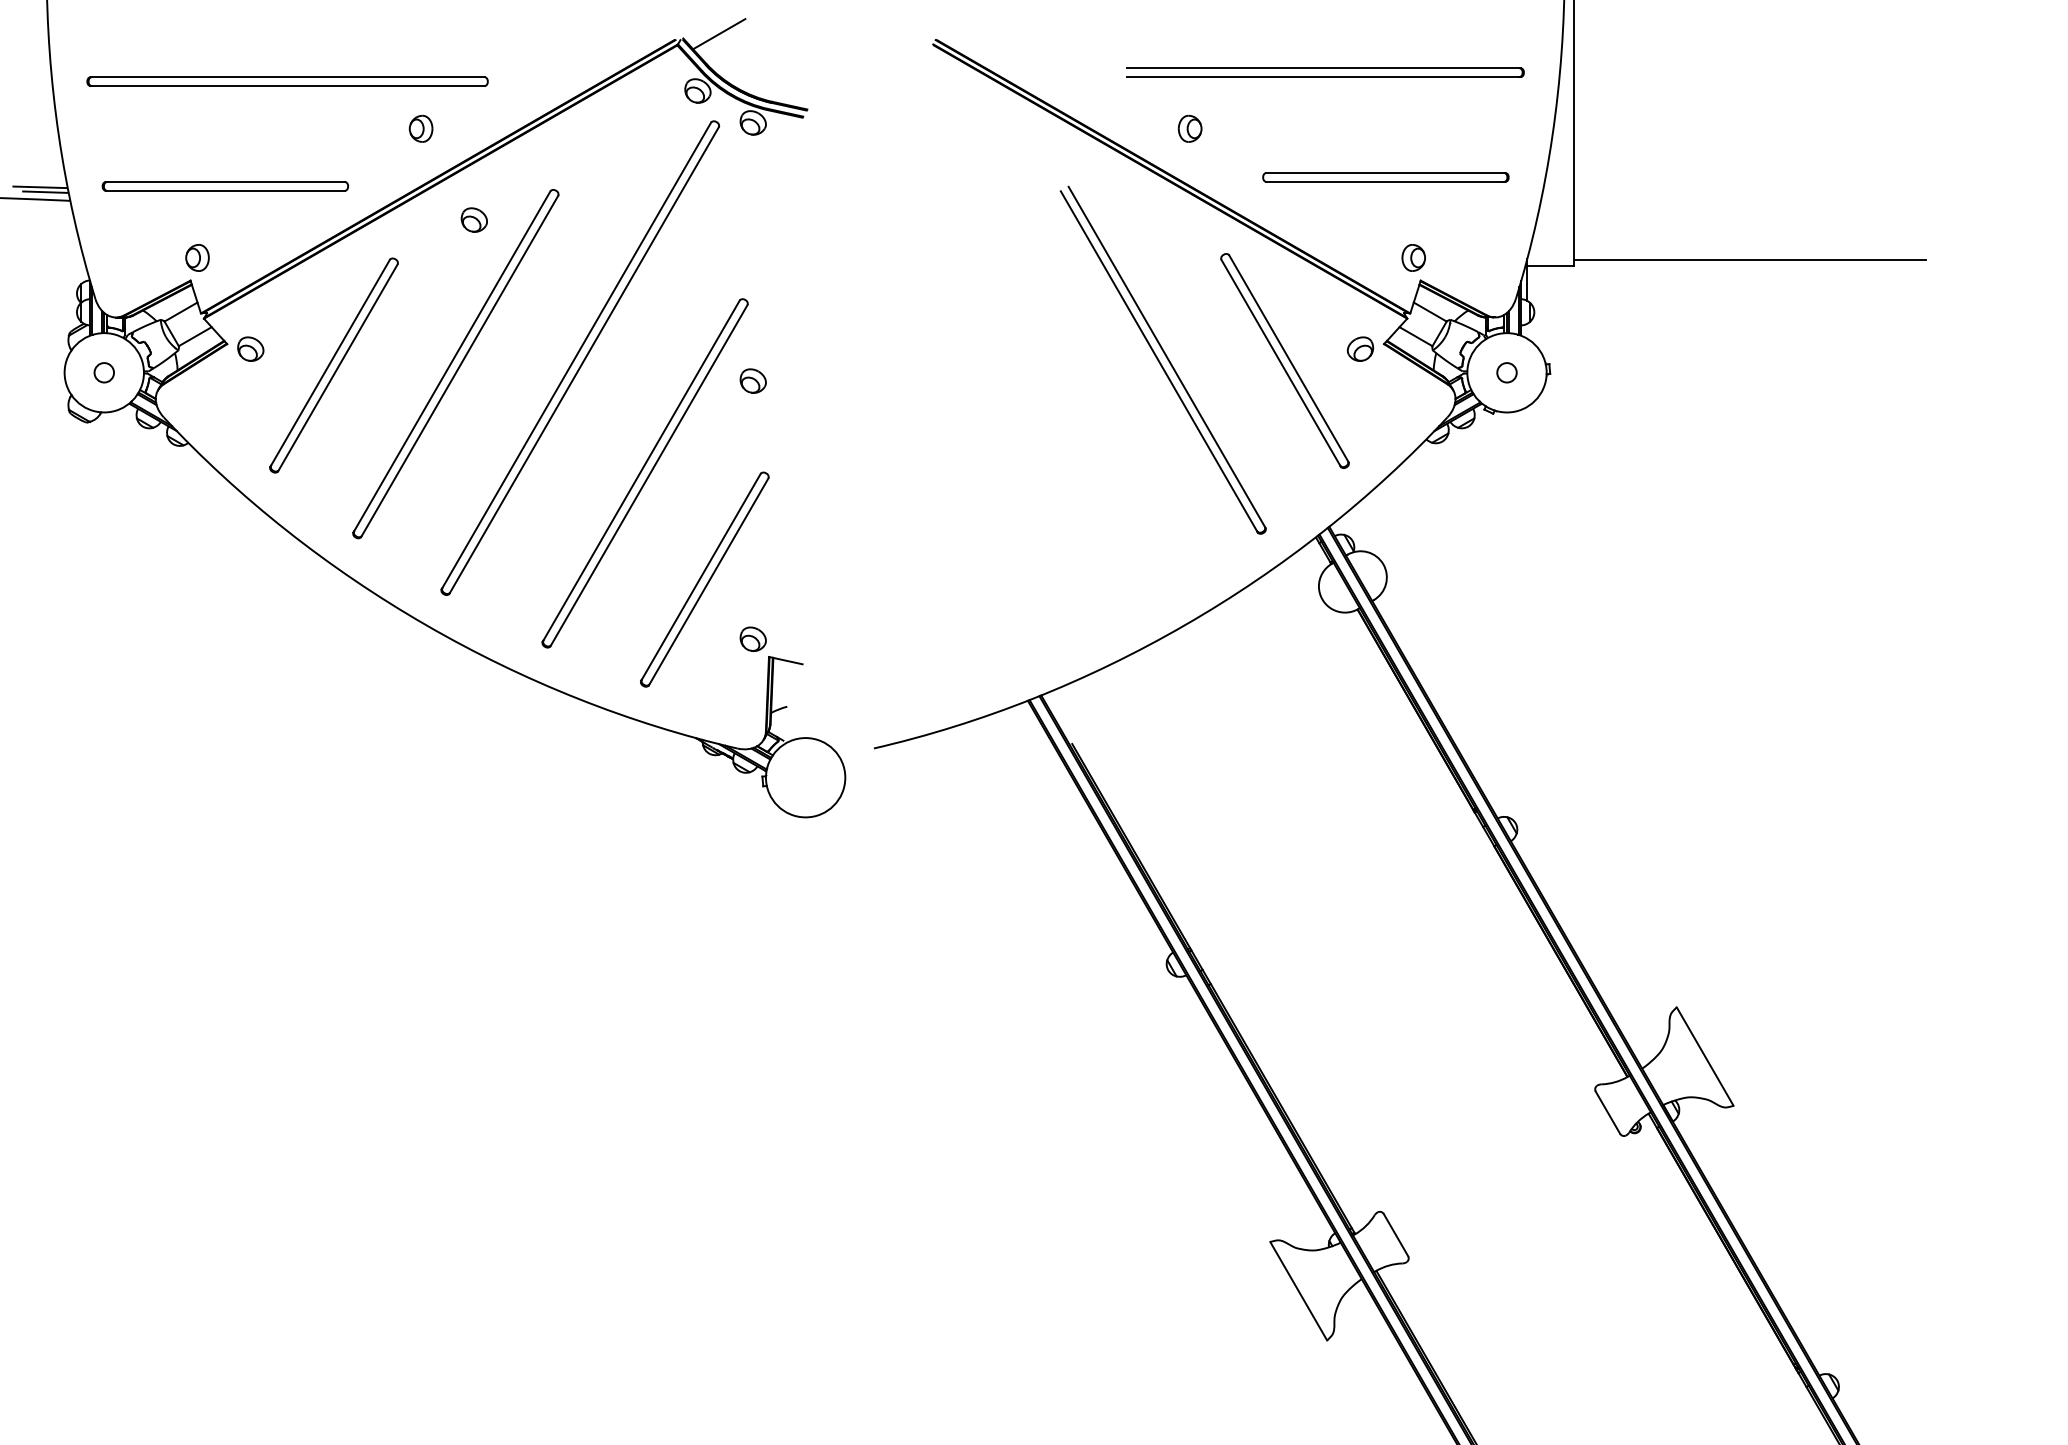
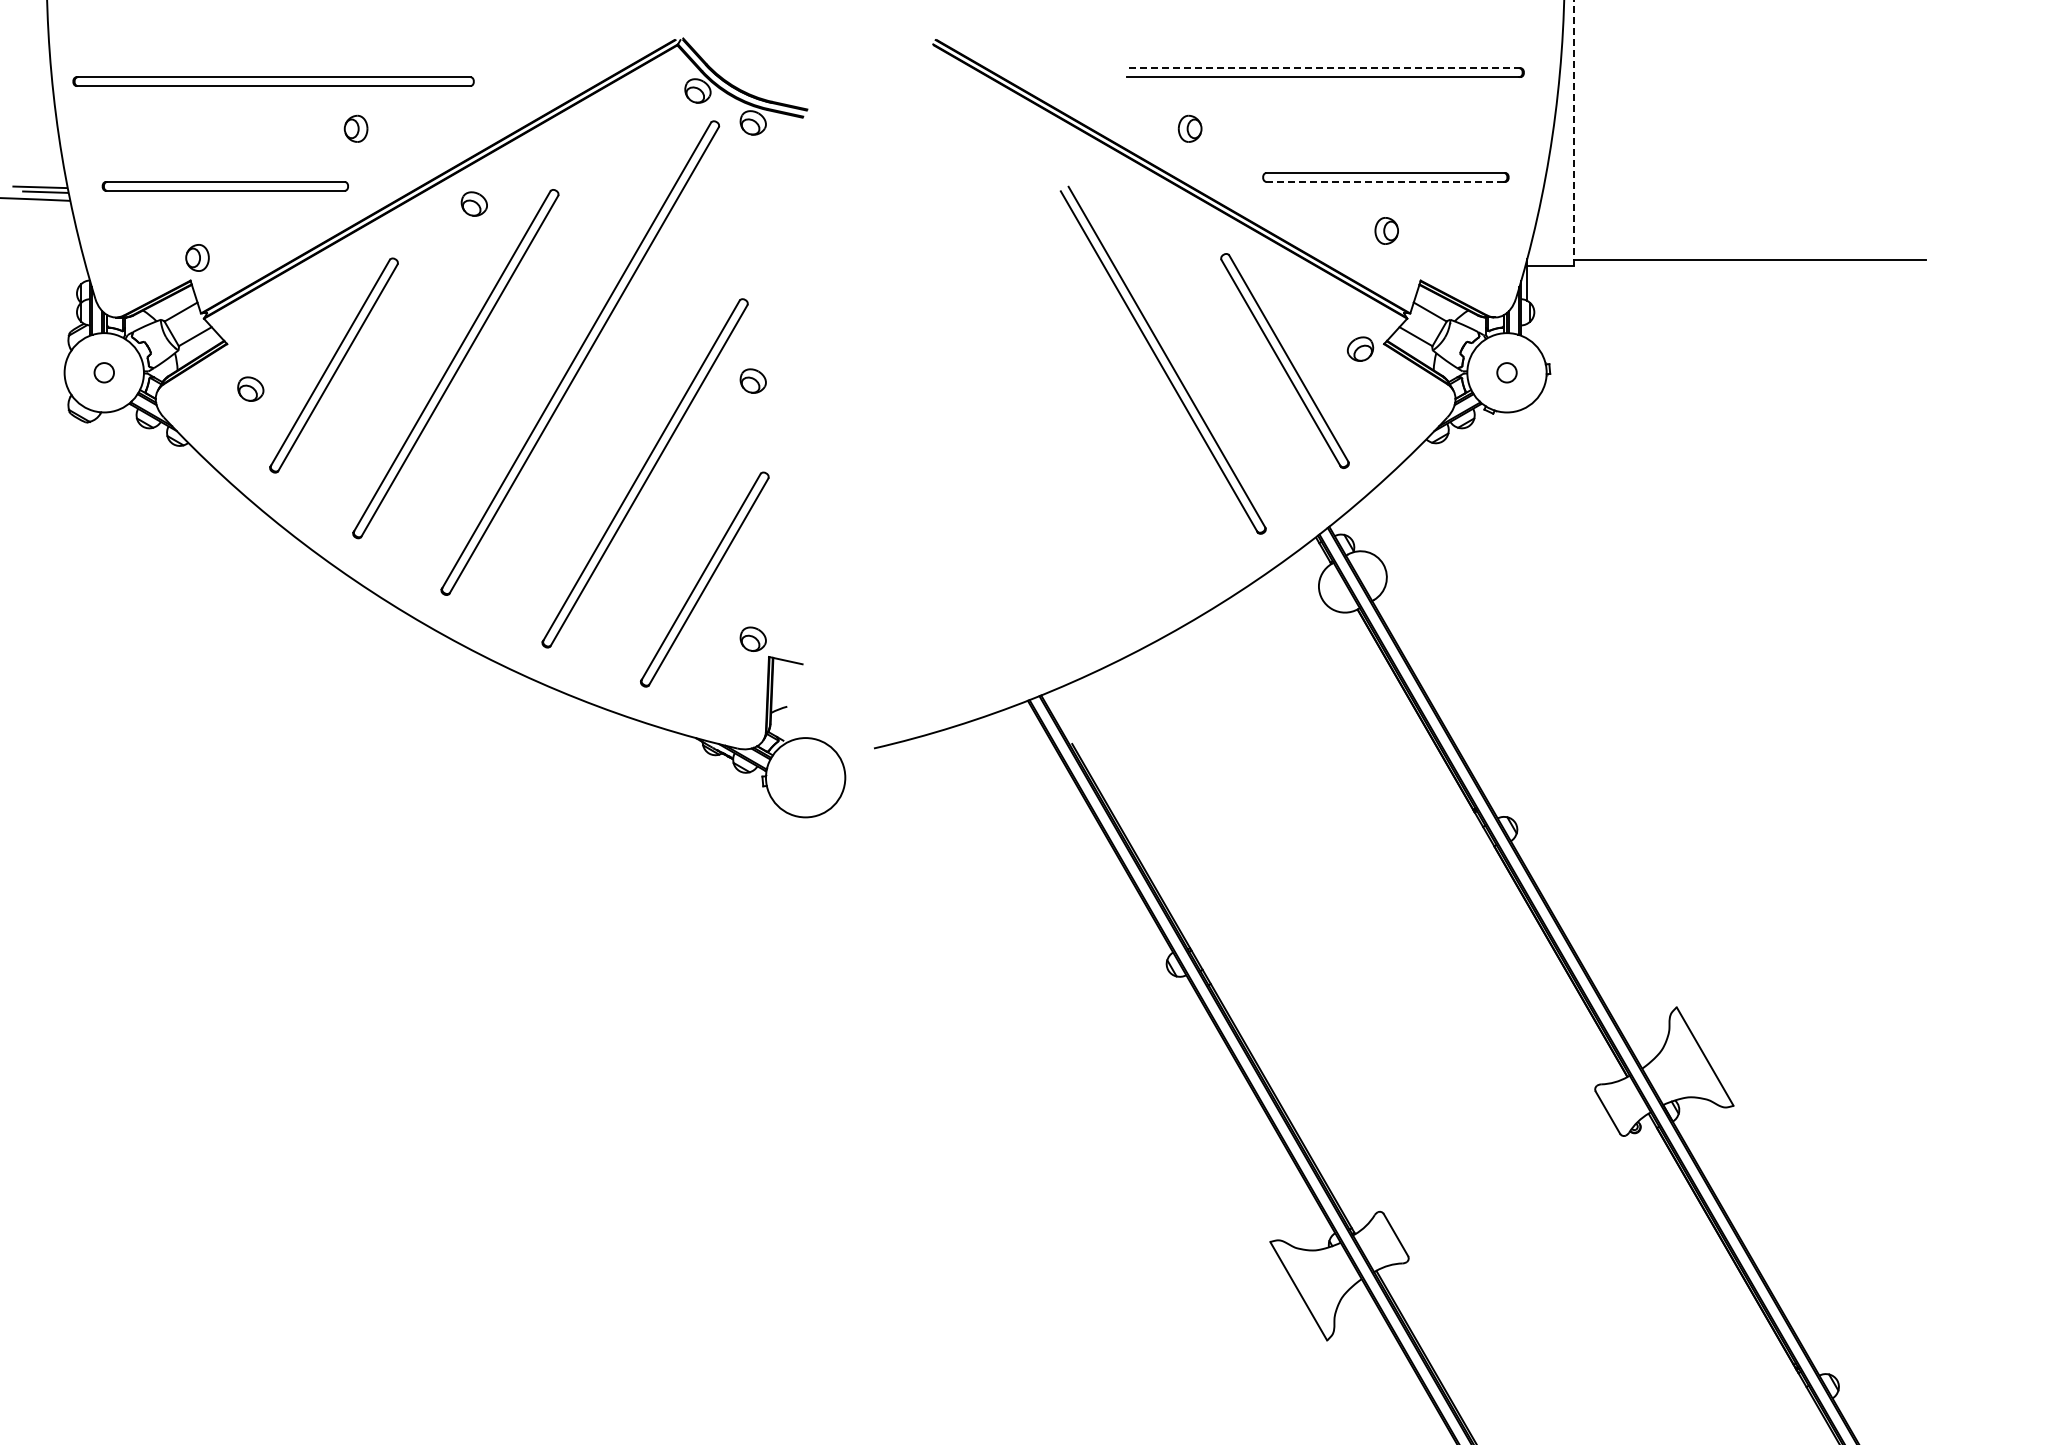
line: present -> none (719, 34)
line: solid -> dashed (1323, 68)
part position: (287, 81) -> (273, 81) (273, 81)
part position: (420, 128) -> (355, 128) (355, 128)
line: solid -> dashed (1573, 132)
line: solid -> dashed (1386, 181)
part position: (473, 219) -> (473, 203) (473, 203)
part position: (1413, 257) -> (1386, 230) (1386, 230)
part position: (250, 348) -> (250, 388) (250, 388)
